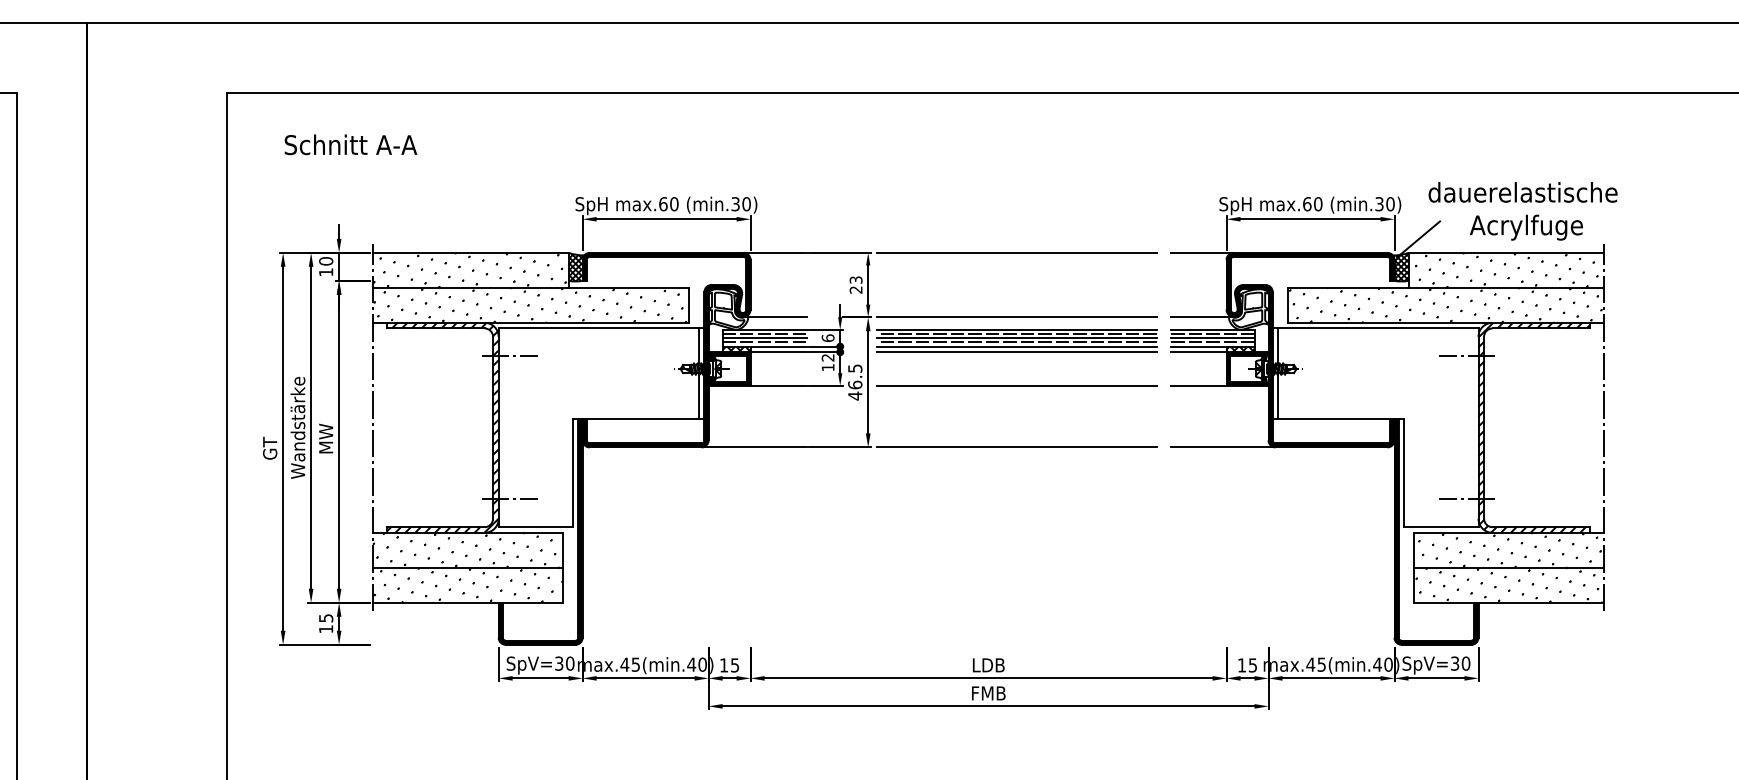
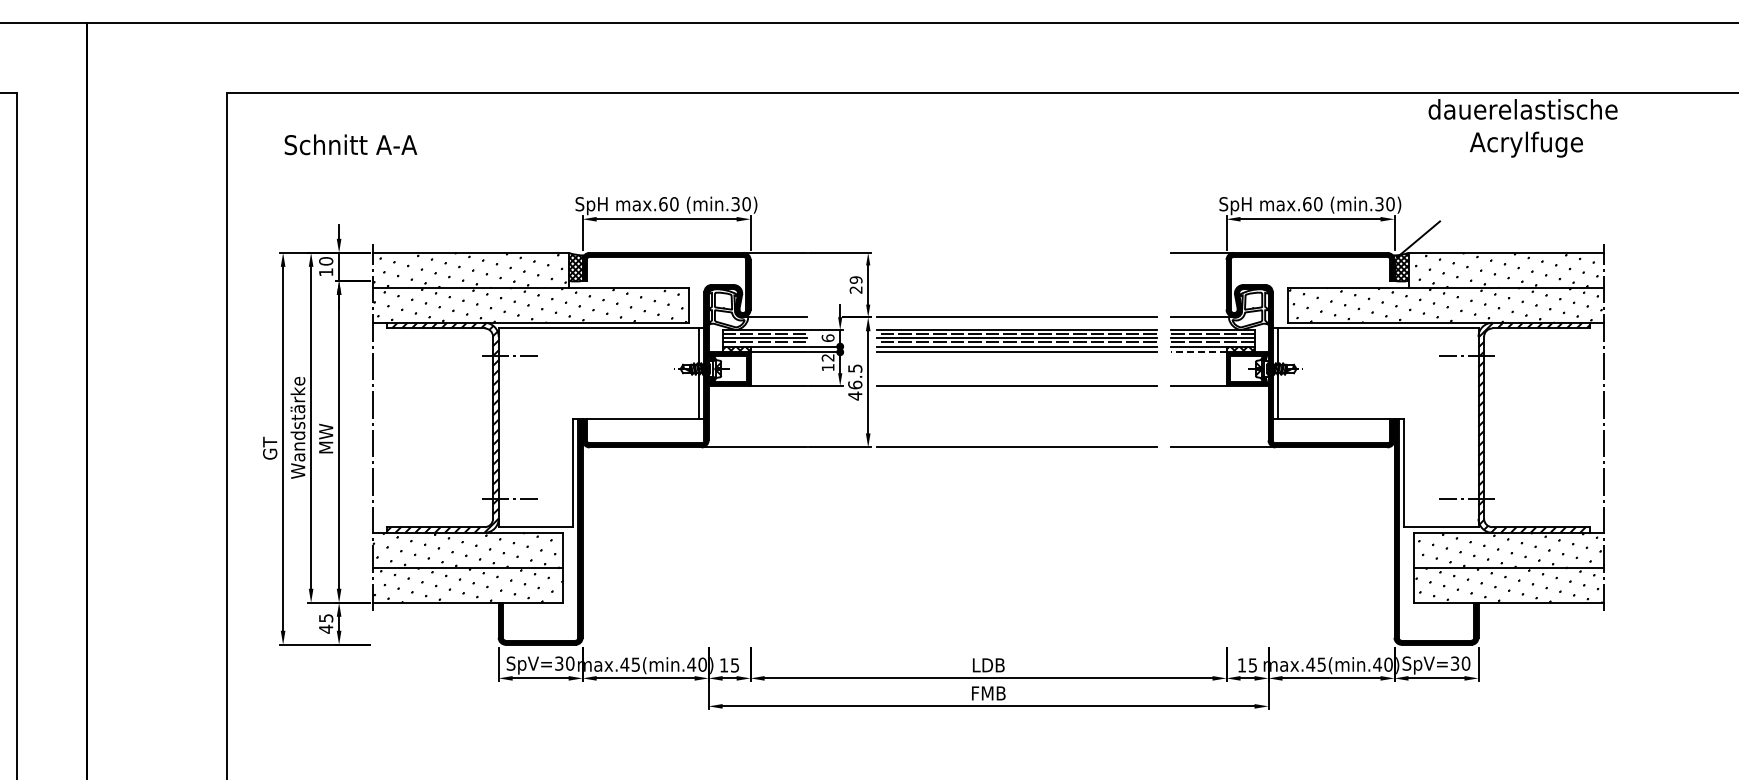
text position: (1522, 211) -> (1522, 128) (1522, 128)
line: present -> none (1016, 252)
text: 23 -> 29 (855, 279)
line: solid -> dashed (1198, 352)
text: 15 -> 45 (326, 628)
